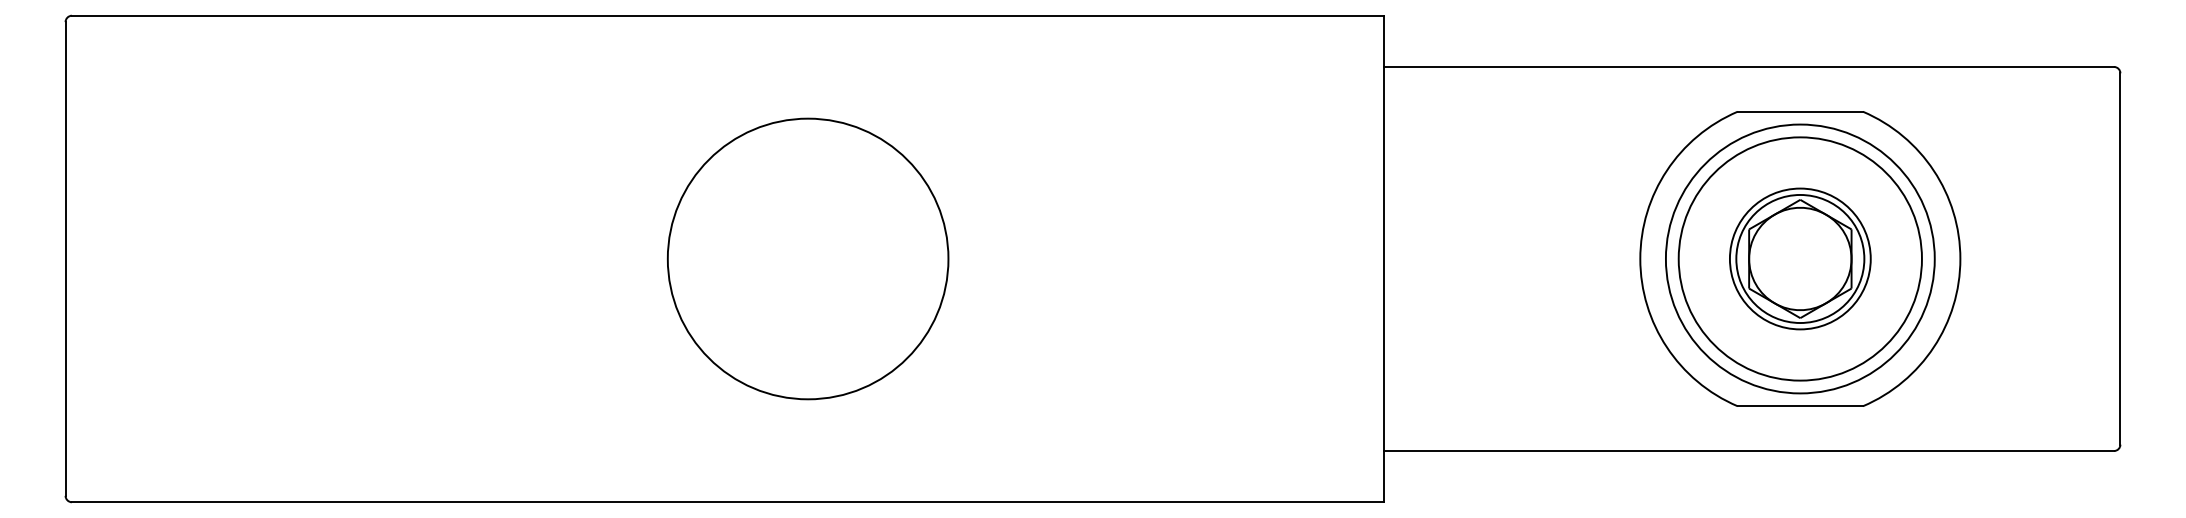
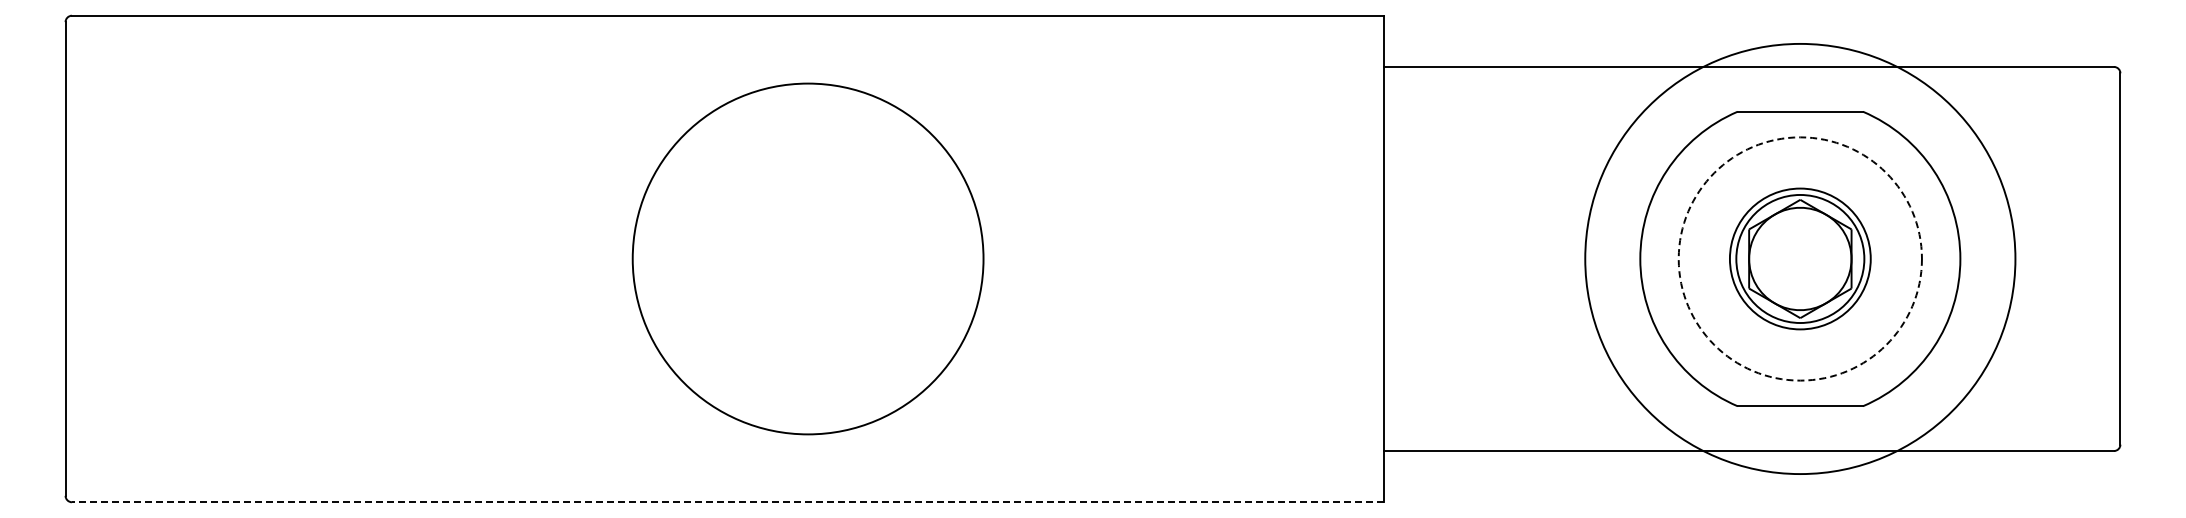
circle diameter: 281 px -> 351 px (807, 258)
circle diameter: 269 px -> 430 px (1800, 258)
circle: solid -> dashed (1799, 258)
line: solid -> dashed (727, 502)
